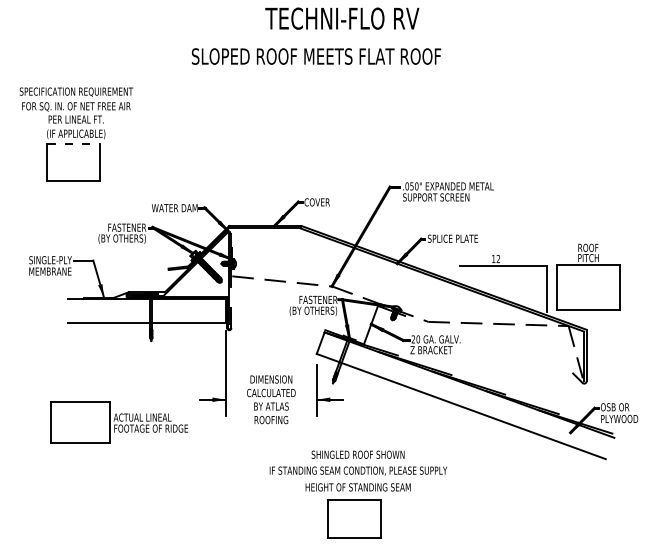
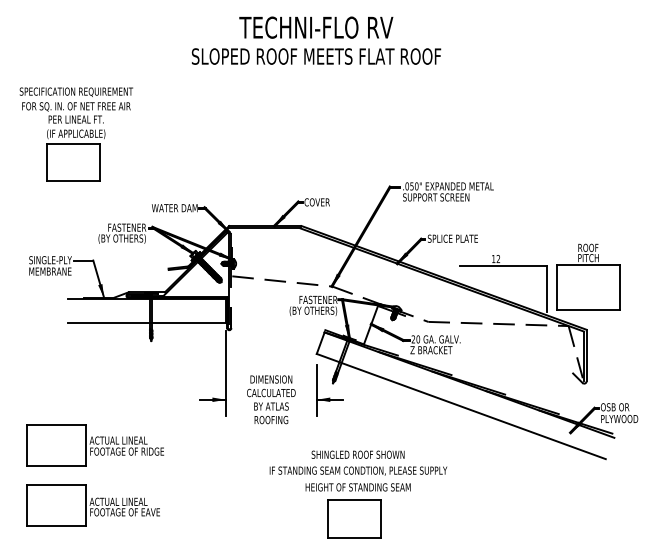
text position: (342, 18) -> (316, 27) (316, 27)
line: dashed -> solid (74, 144)
part position: (118, 422) -> (94, 445) (94, 445)
part: none -> present (92, 505)
